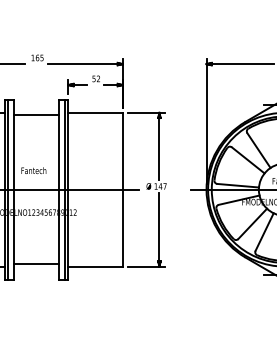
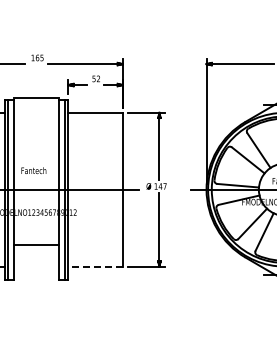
line position: (36, 115) -> (36, 98) (36, 98)
line position: (36, 264) -> (36, 245) (36, 245)
line: solid -> dashed (95, 266)
